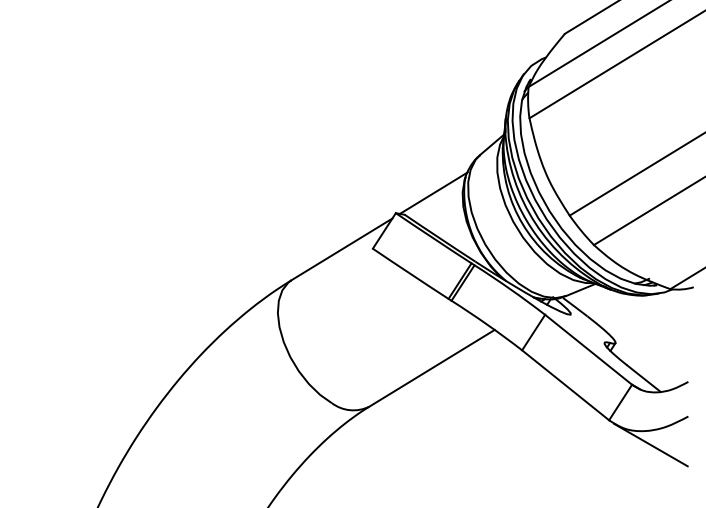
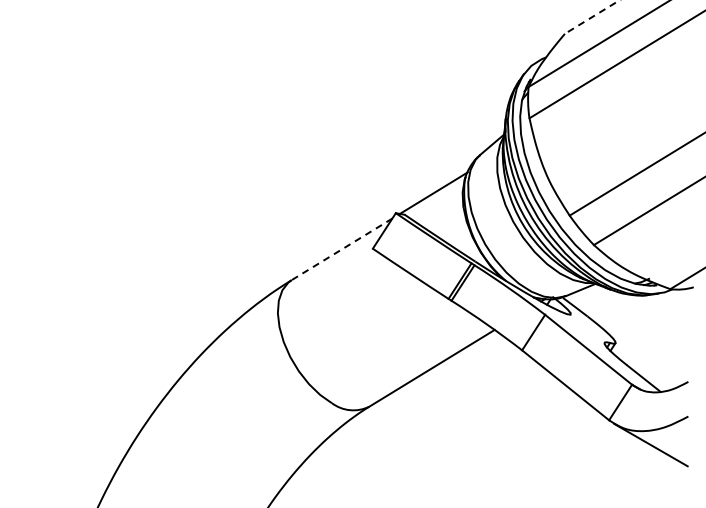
line: solid -> dashed (592, 17)
line: solid -> dashed (341, 249)
